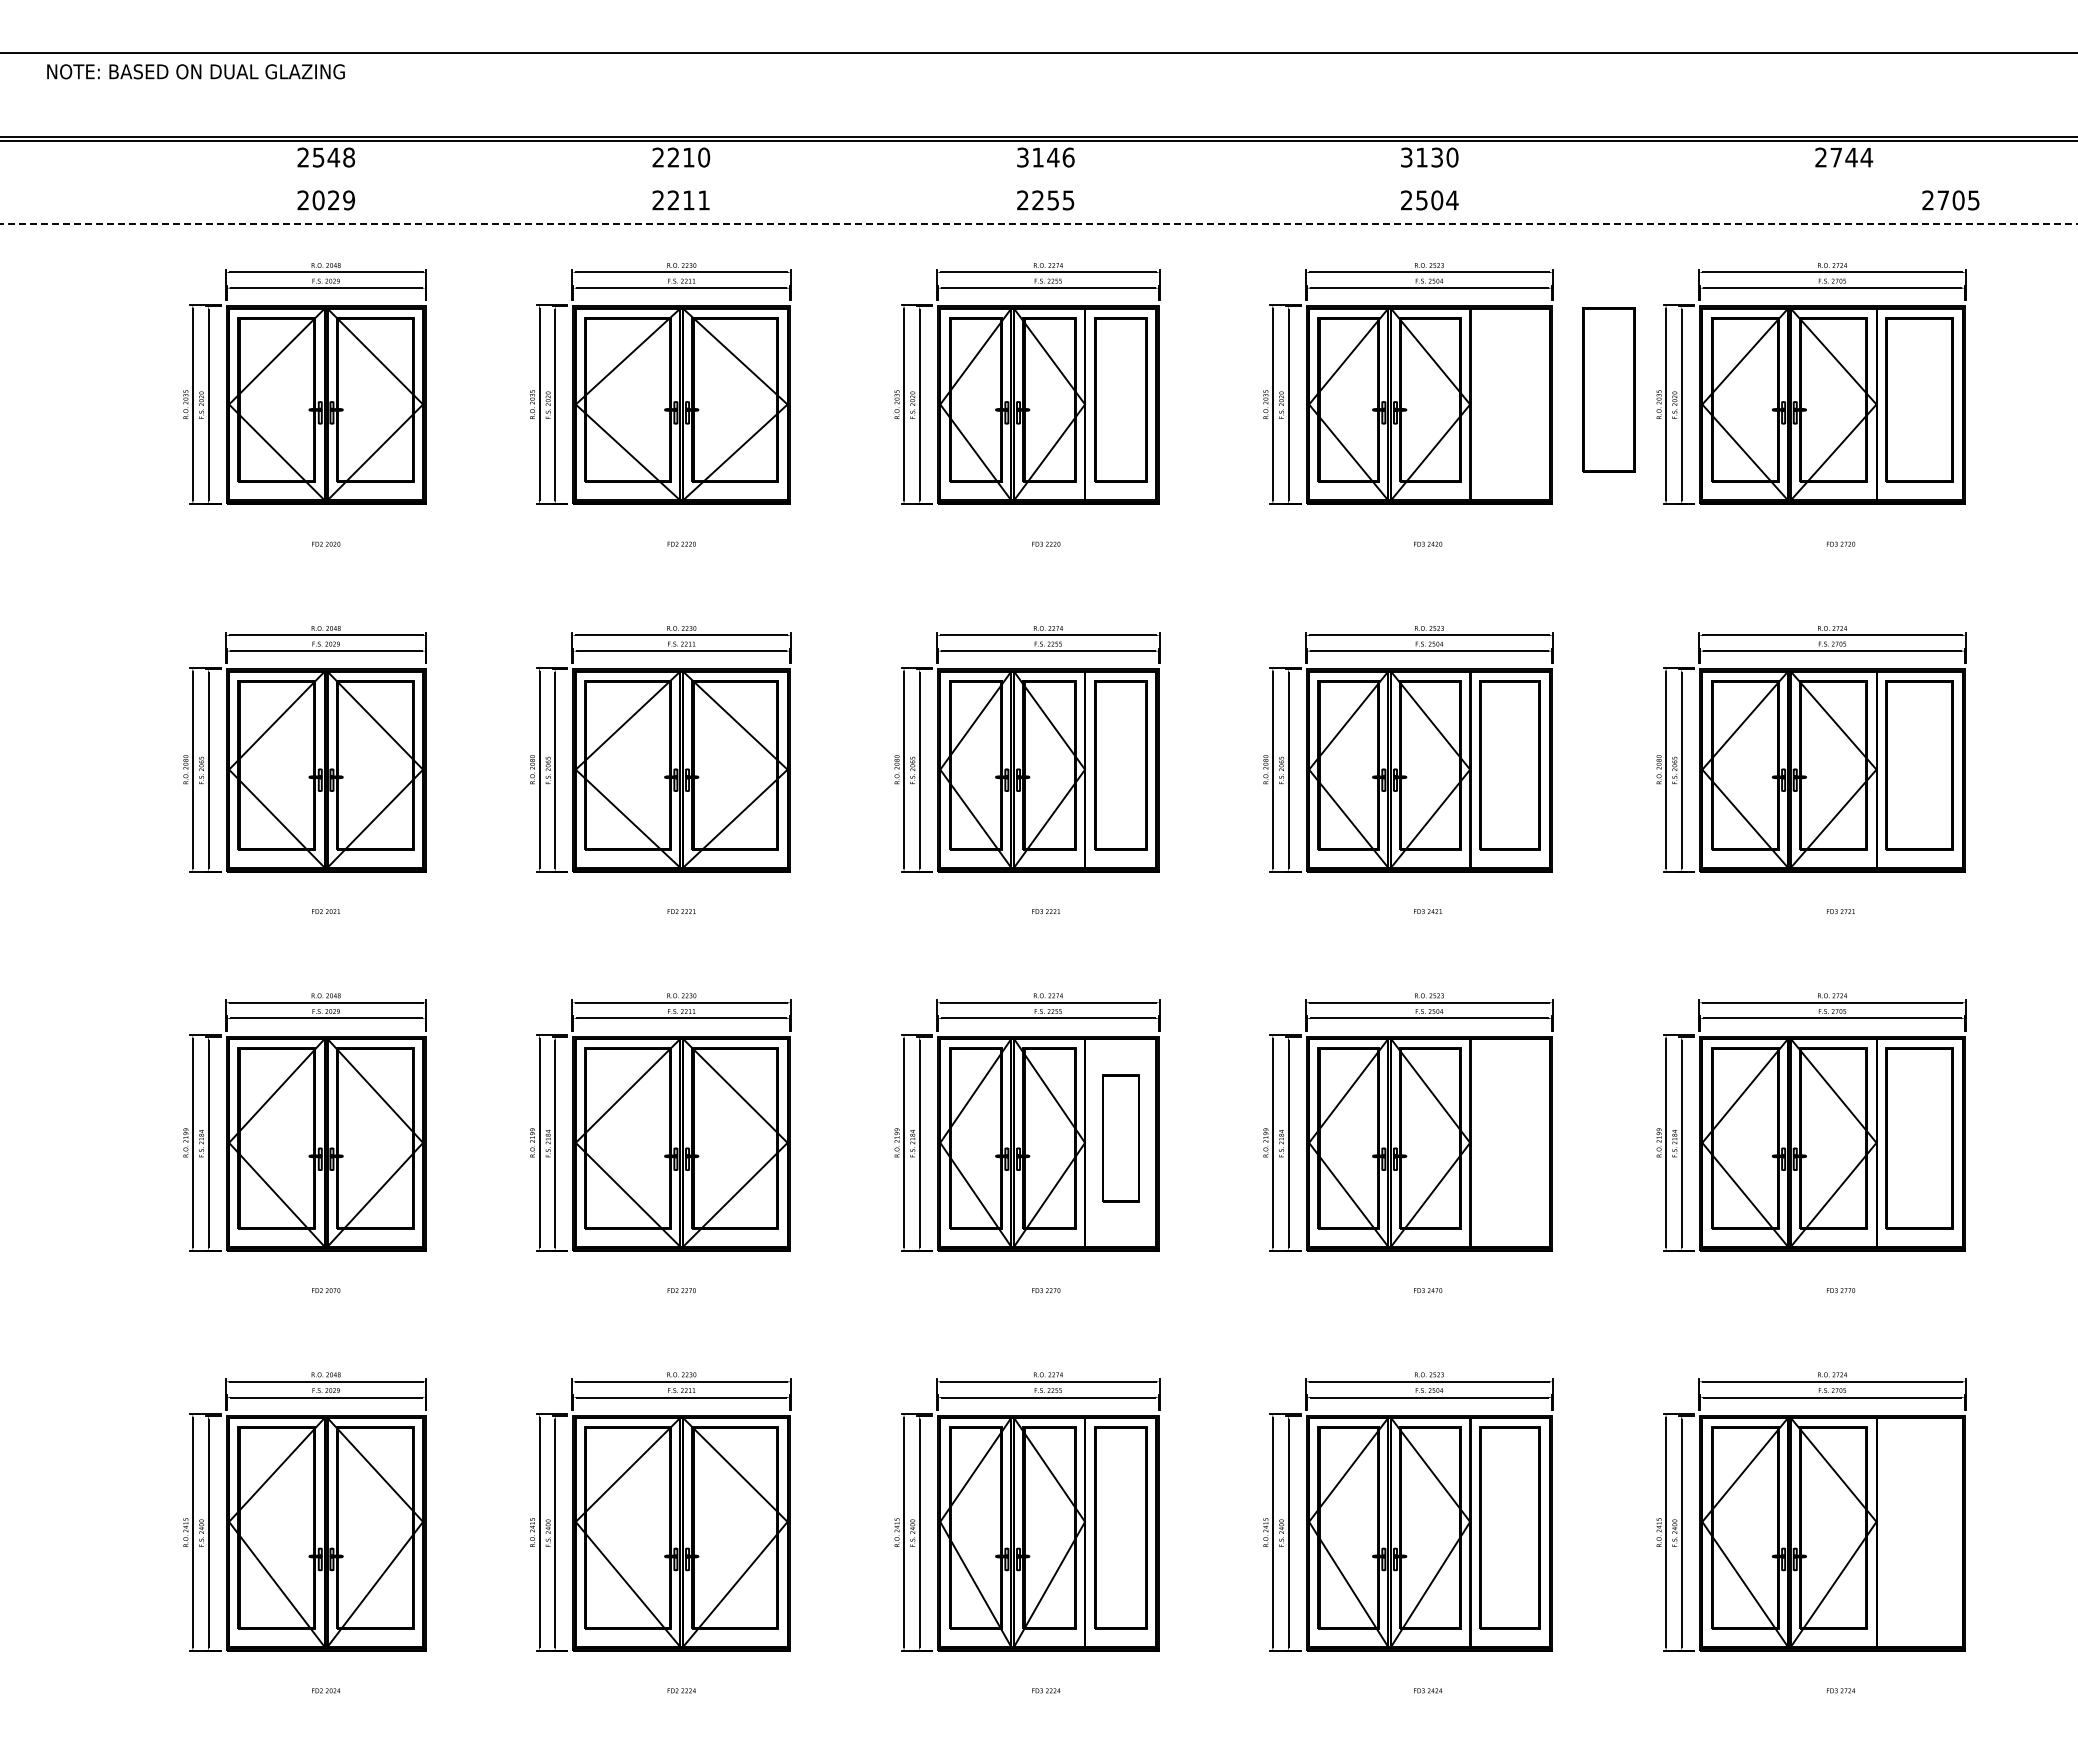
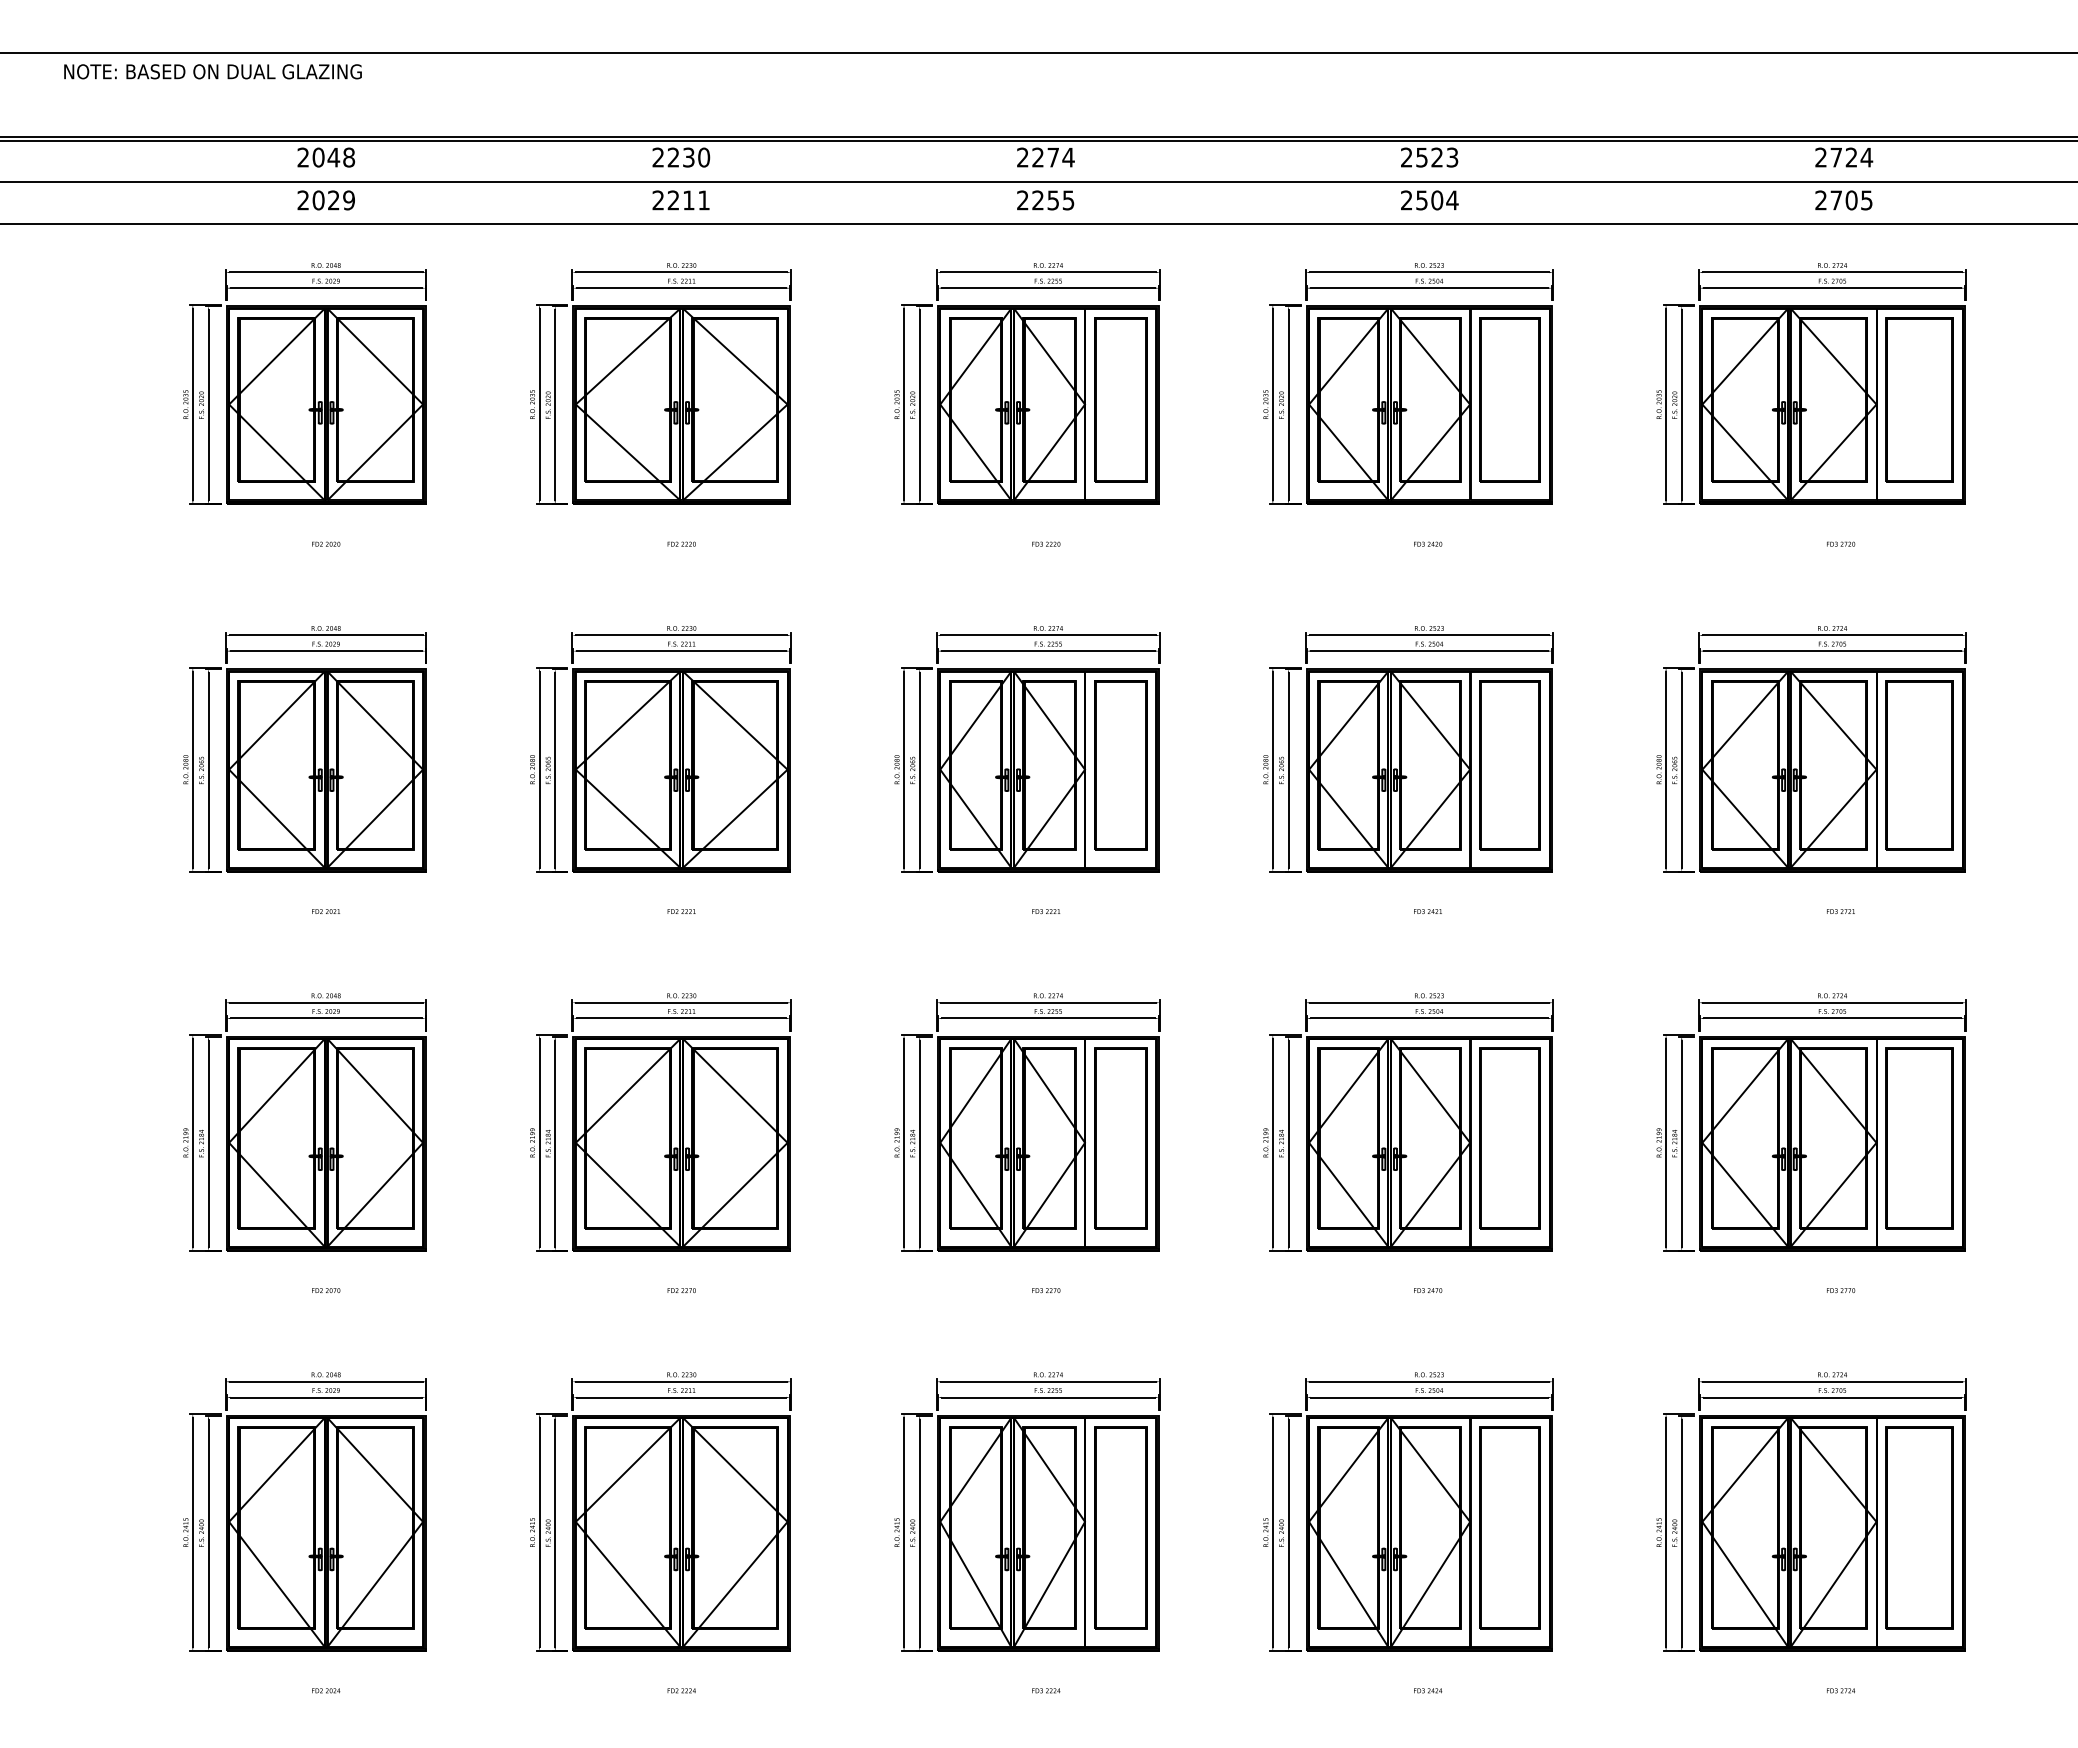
text position: (195, 71) -> (212, 71) (212, 71)
text: 2548 -> 2048 (318, 157)
text: 2210 -> 2230 (688, 157)
text: 3146 -> 2274 (1045, 157)
text: 3130 -> 2523 (1429, 157)
text: 2744 -> 2724 (1851, 157)
line: none -> present (1038, 182)
text position: (1950, 200) -> (1843, 200) (1843, 200)
line: dashed -> solid (1038, 223)
part: present -> none (1608, 389)
part: none -> present (1509, 399)
part size: 38x129 px -> 54x183 px (1120, 1138)
part: none -> present (1509, 1138)
part: none -> present (1919, 1527)
